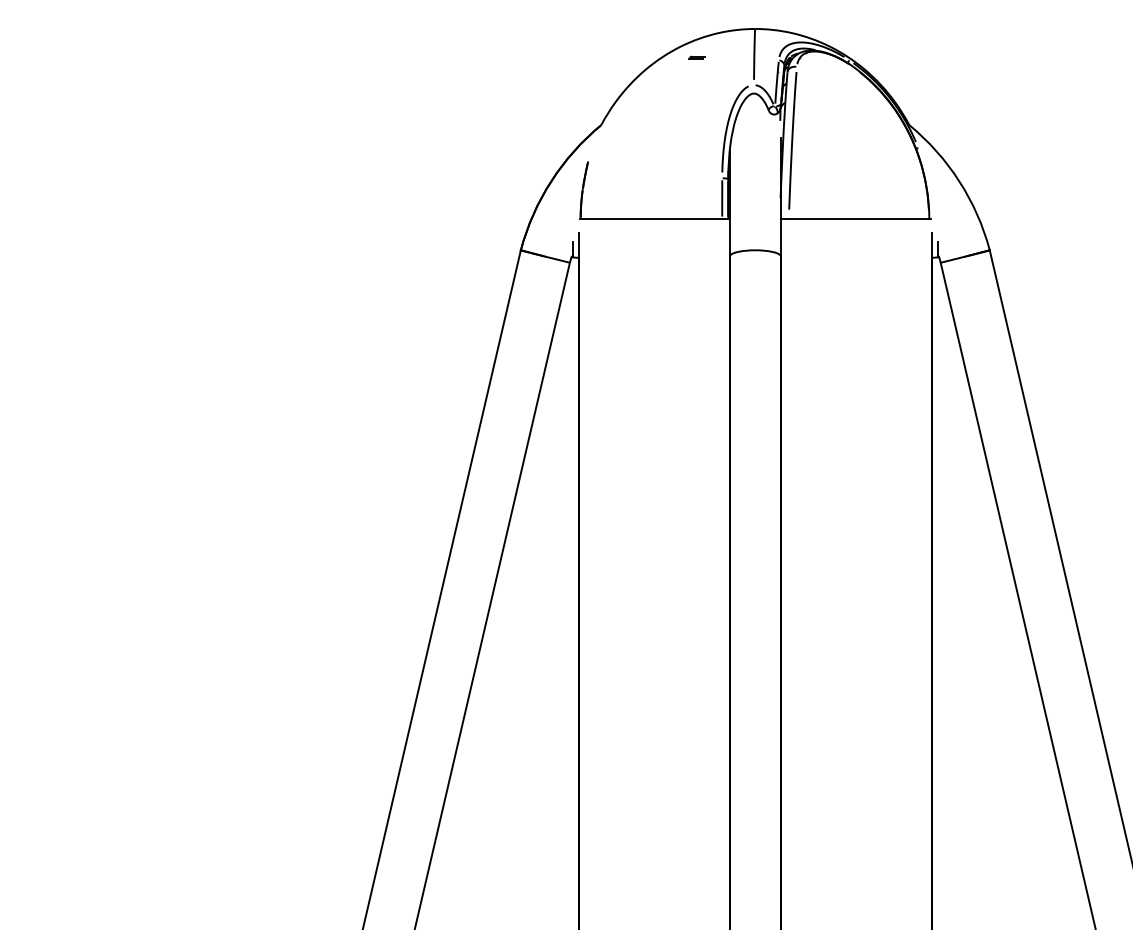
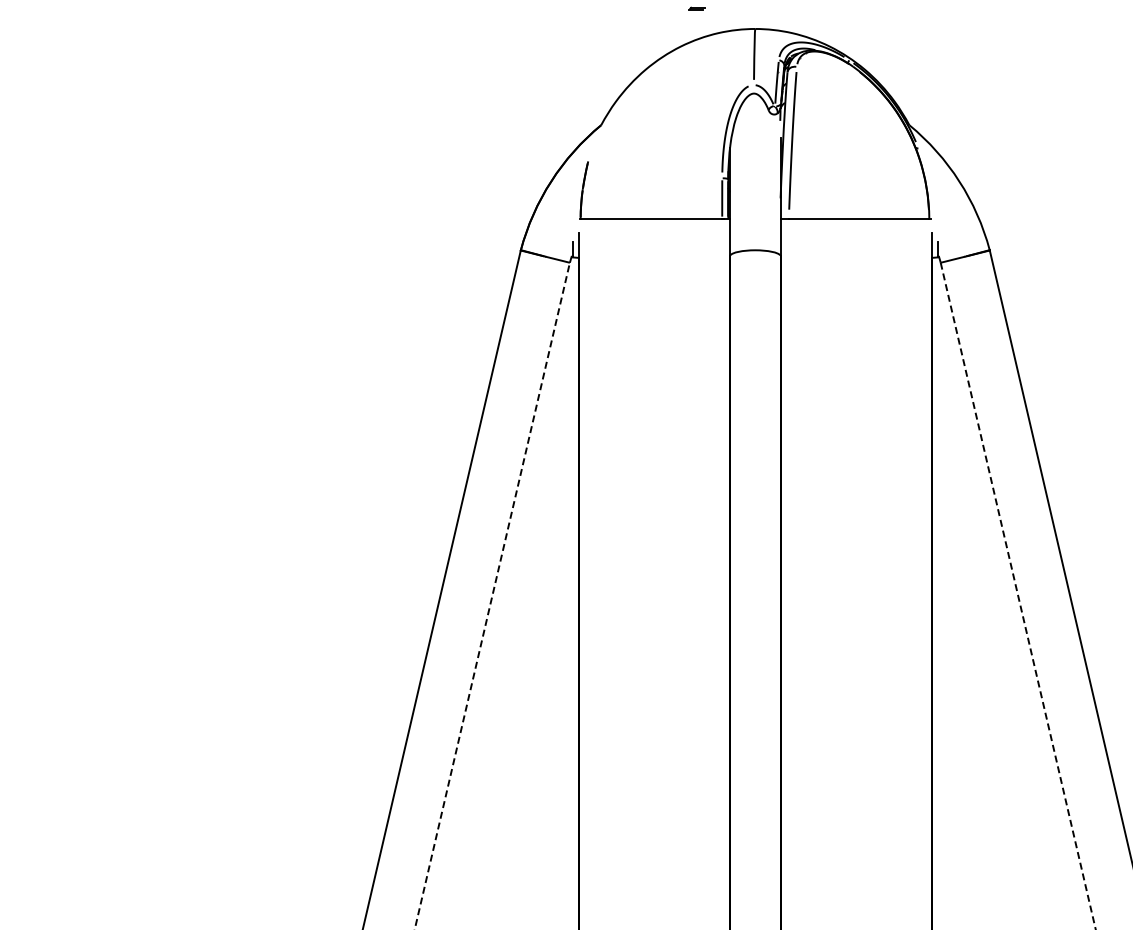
part position: (696, 57) -> (696, 8) (696, 8)
line: solid -> dashed (492, 595)
line: solid -> dashed (1018, 596)
